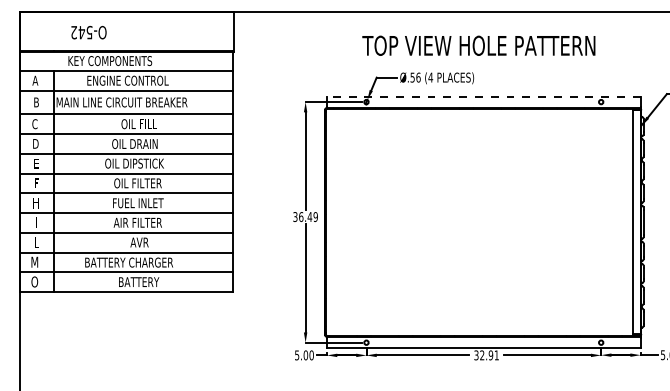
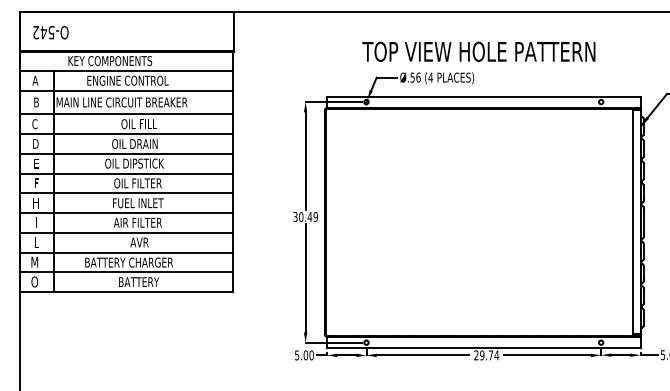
text position: (88, 32) -> (50, 32) (50, 32)
text position: (478, 45) -> (478, 51) (478, 51)
line: dashed -> solid (483, 97)
text: 36.49 -> 30.49 (301, 216)
text: 32.91 -> 29.74 (486, 355)
